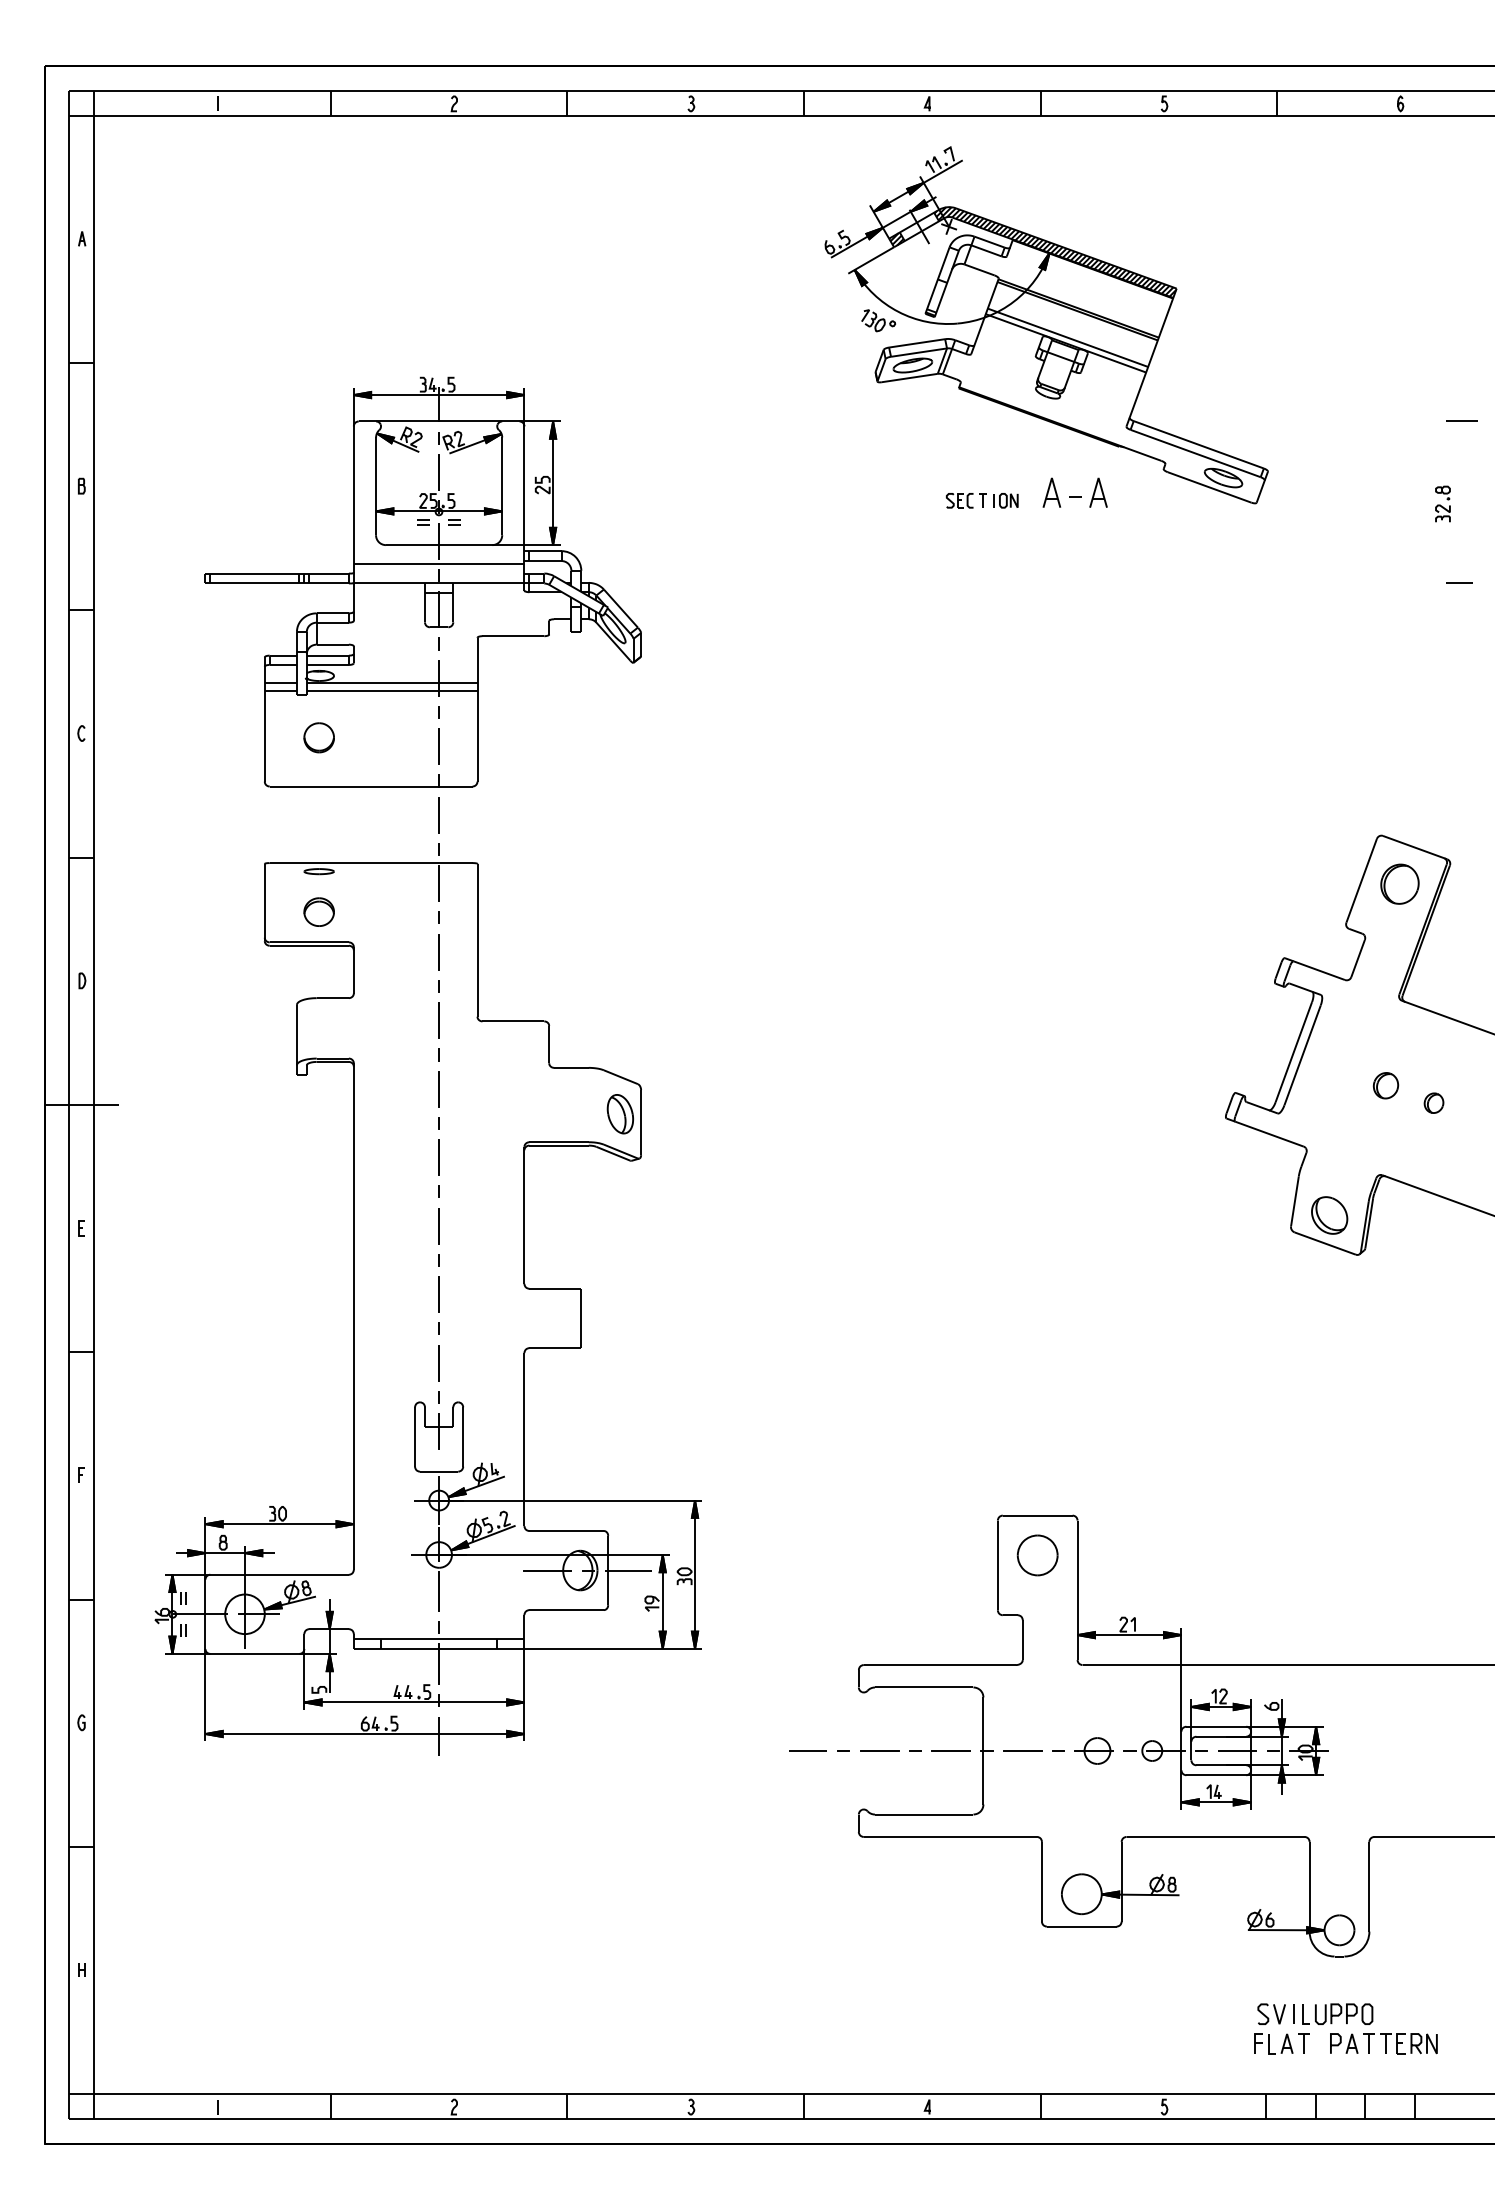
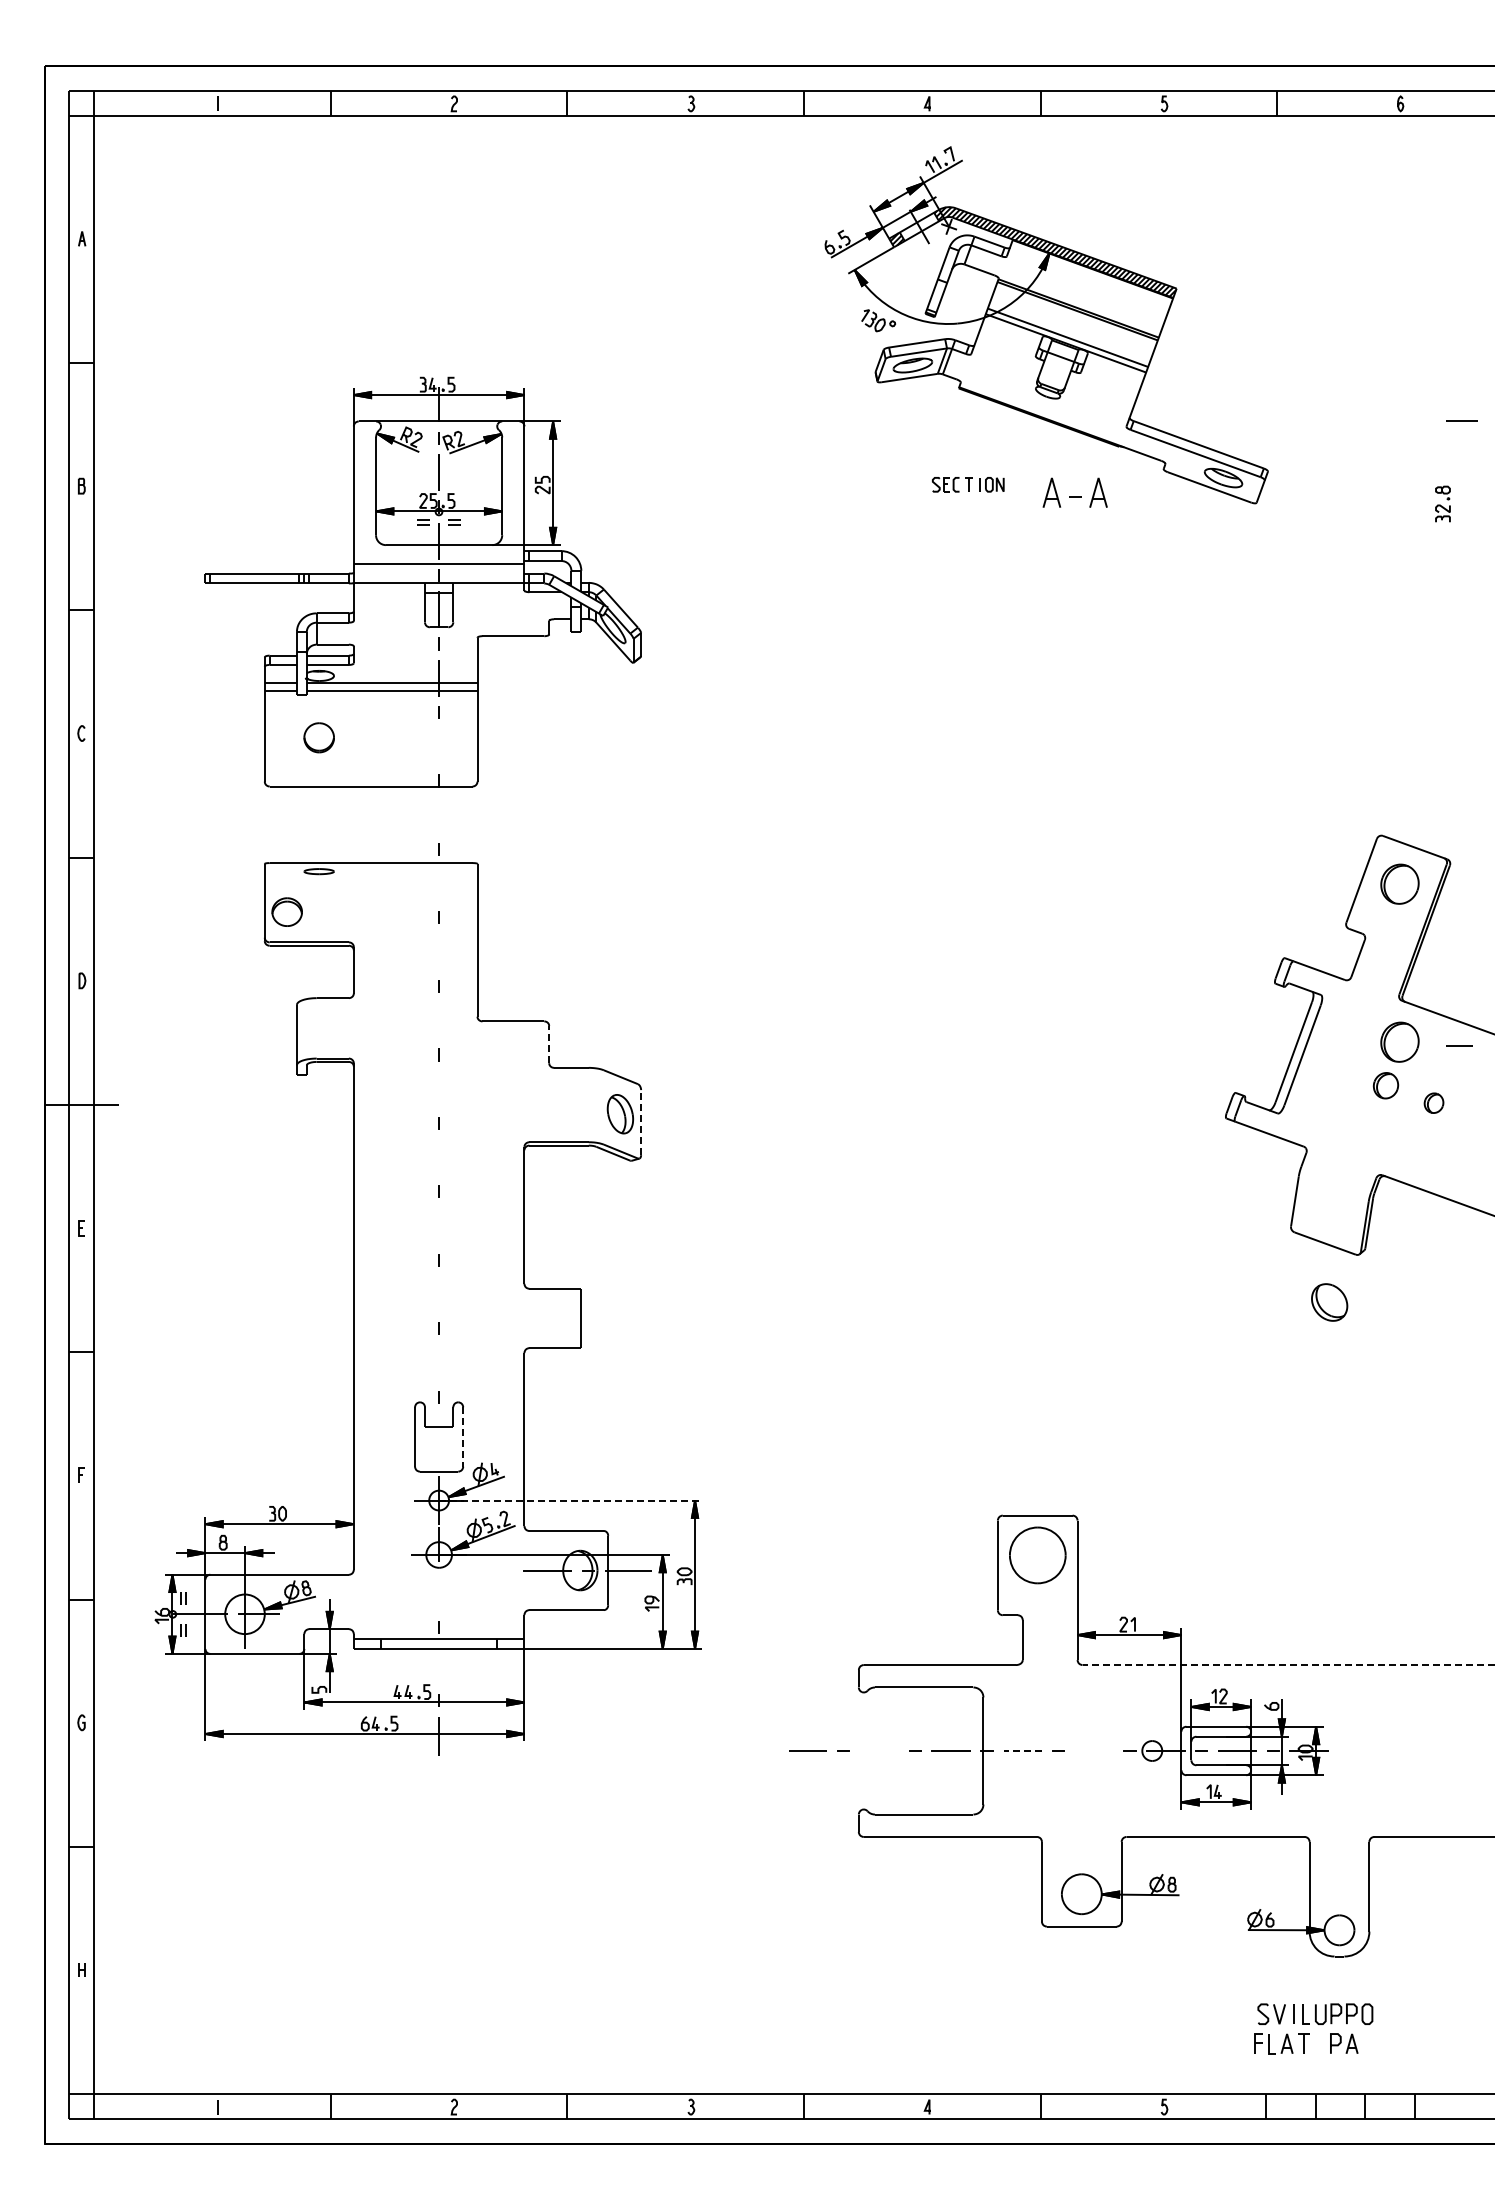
part position: (981, 500) -> (967, 484) (967, 484)
line position: (1459, 582) -> (1459, 1045) (1459, 1045)
line: present -> none (438, 746)
line: present -> none (439, 814)
line: present -> none (439, 883)
part position: (318, 911) -> (286, 911) (286, 911)
line: present -> none (439, 951)
line: present -> none (439, 1020)
part: none -> present (1399, 1041)
line: solid -> dashed (549, 1044)
line: present -> none (439, 1088)
line: solid -> dashed (641, 1122)
line: present -> none (439, 1157)
part position: (1329, 1215) -> (1329, 1302) (1329, 1302)
line: present -> none (439, 1225)
line: present -> none (439, 1294)
line: present -> none (439, 1362)
line: present -> none (439, 1431)
line: solid -> dashed (463, 1437)
line: solid -> dashed (570, 1500)
part size: 43x43 px -> 58x59 px (1037, 1555)
line: present -> none (439, 1590)
line: present -> none (439, 1663)
line: solid -> dashed (1288, 1665)
line: present -> none (879, 1750)
line: solid -> dashed (1022, 1750)
part: present -> none (1093, 1750)
part: present -> none (1400, 2043)
